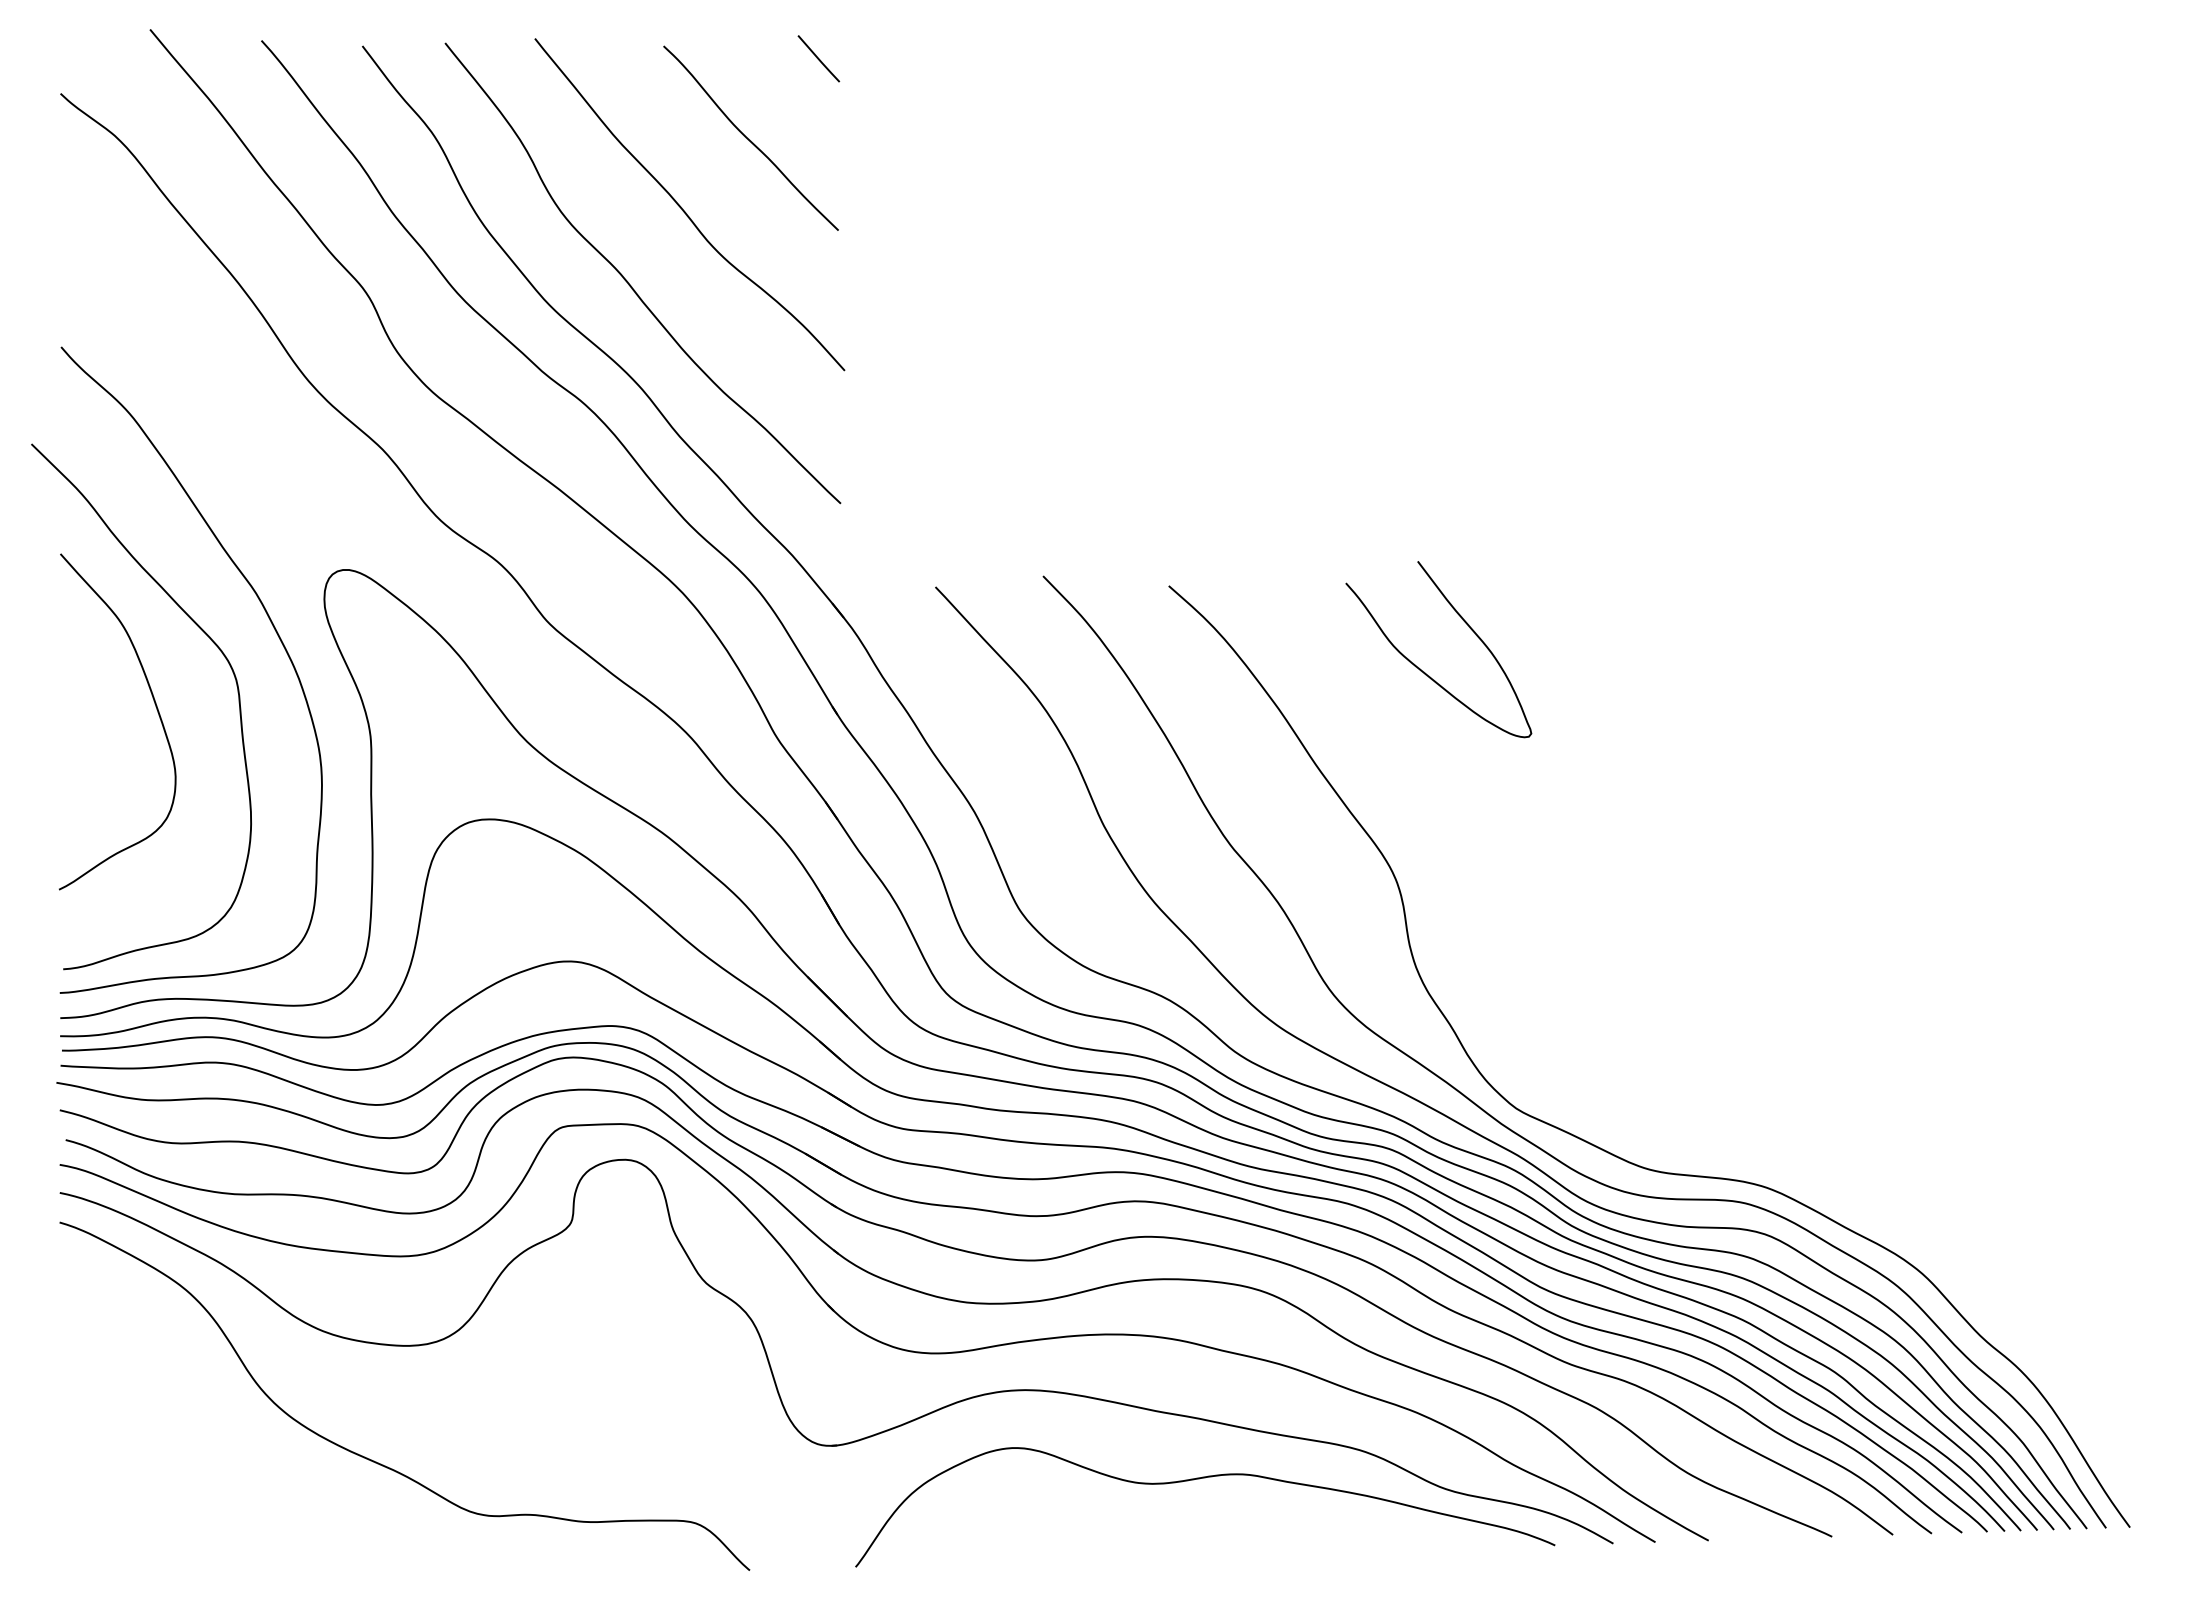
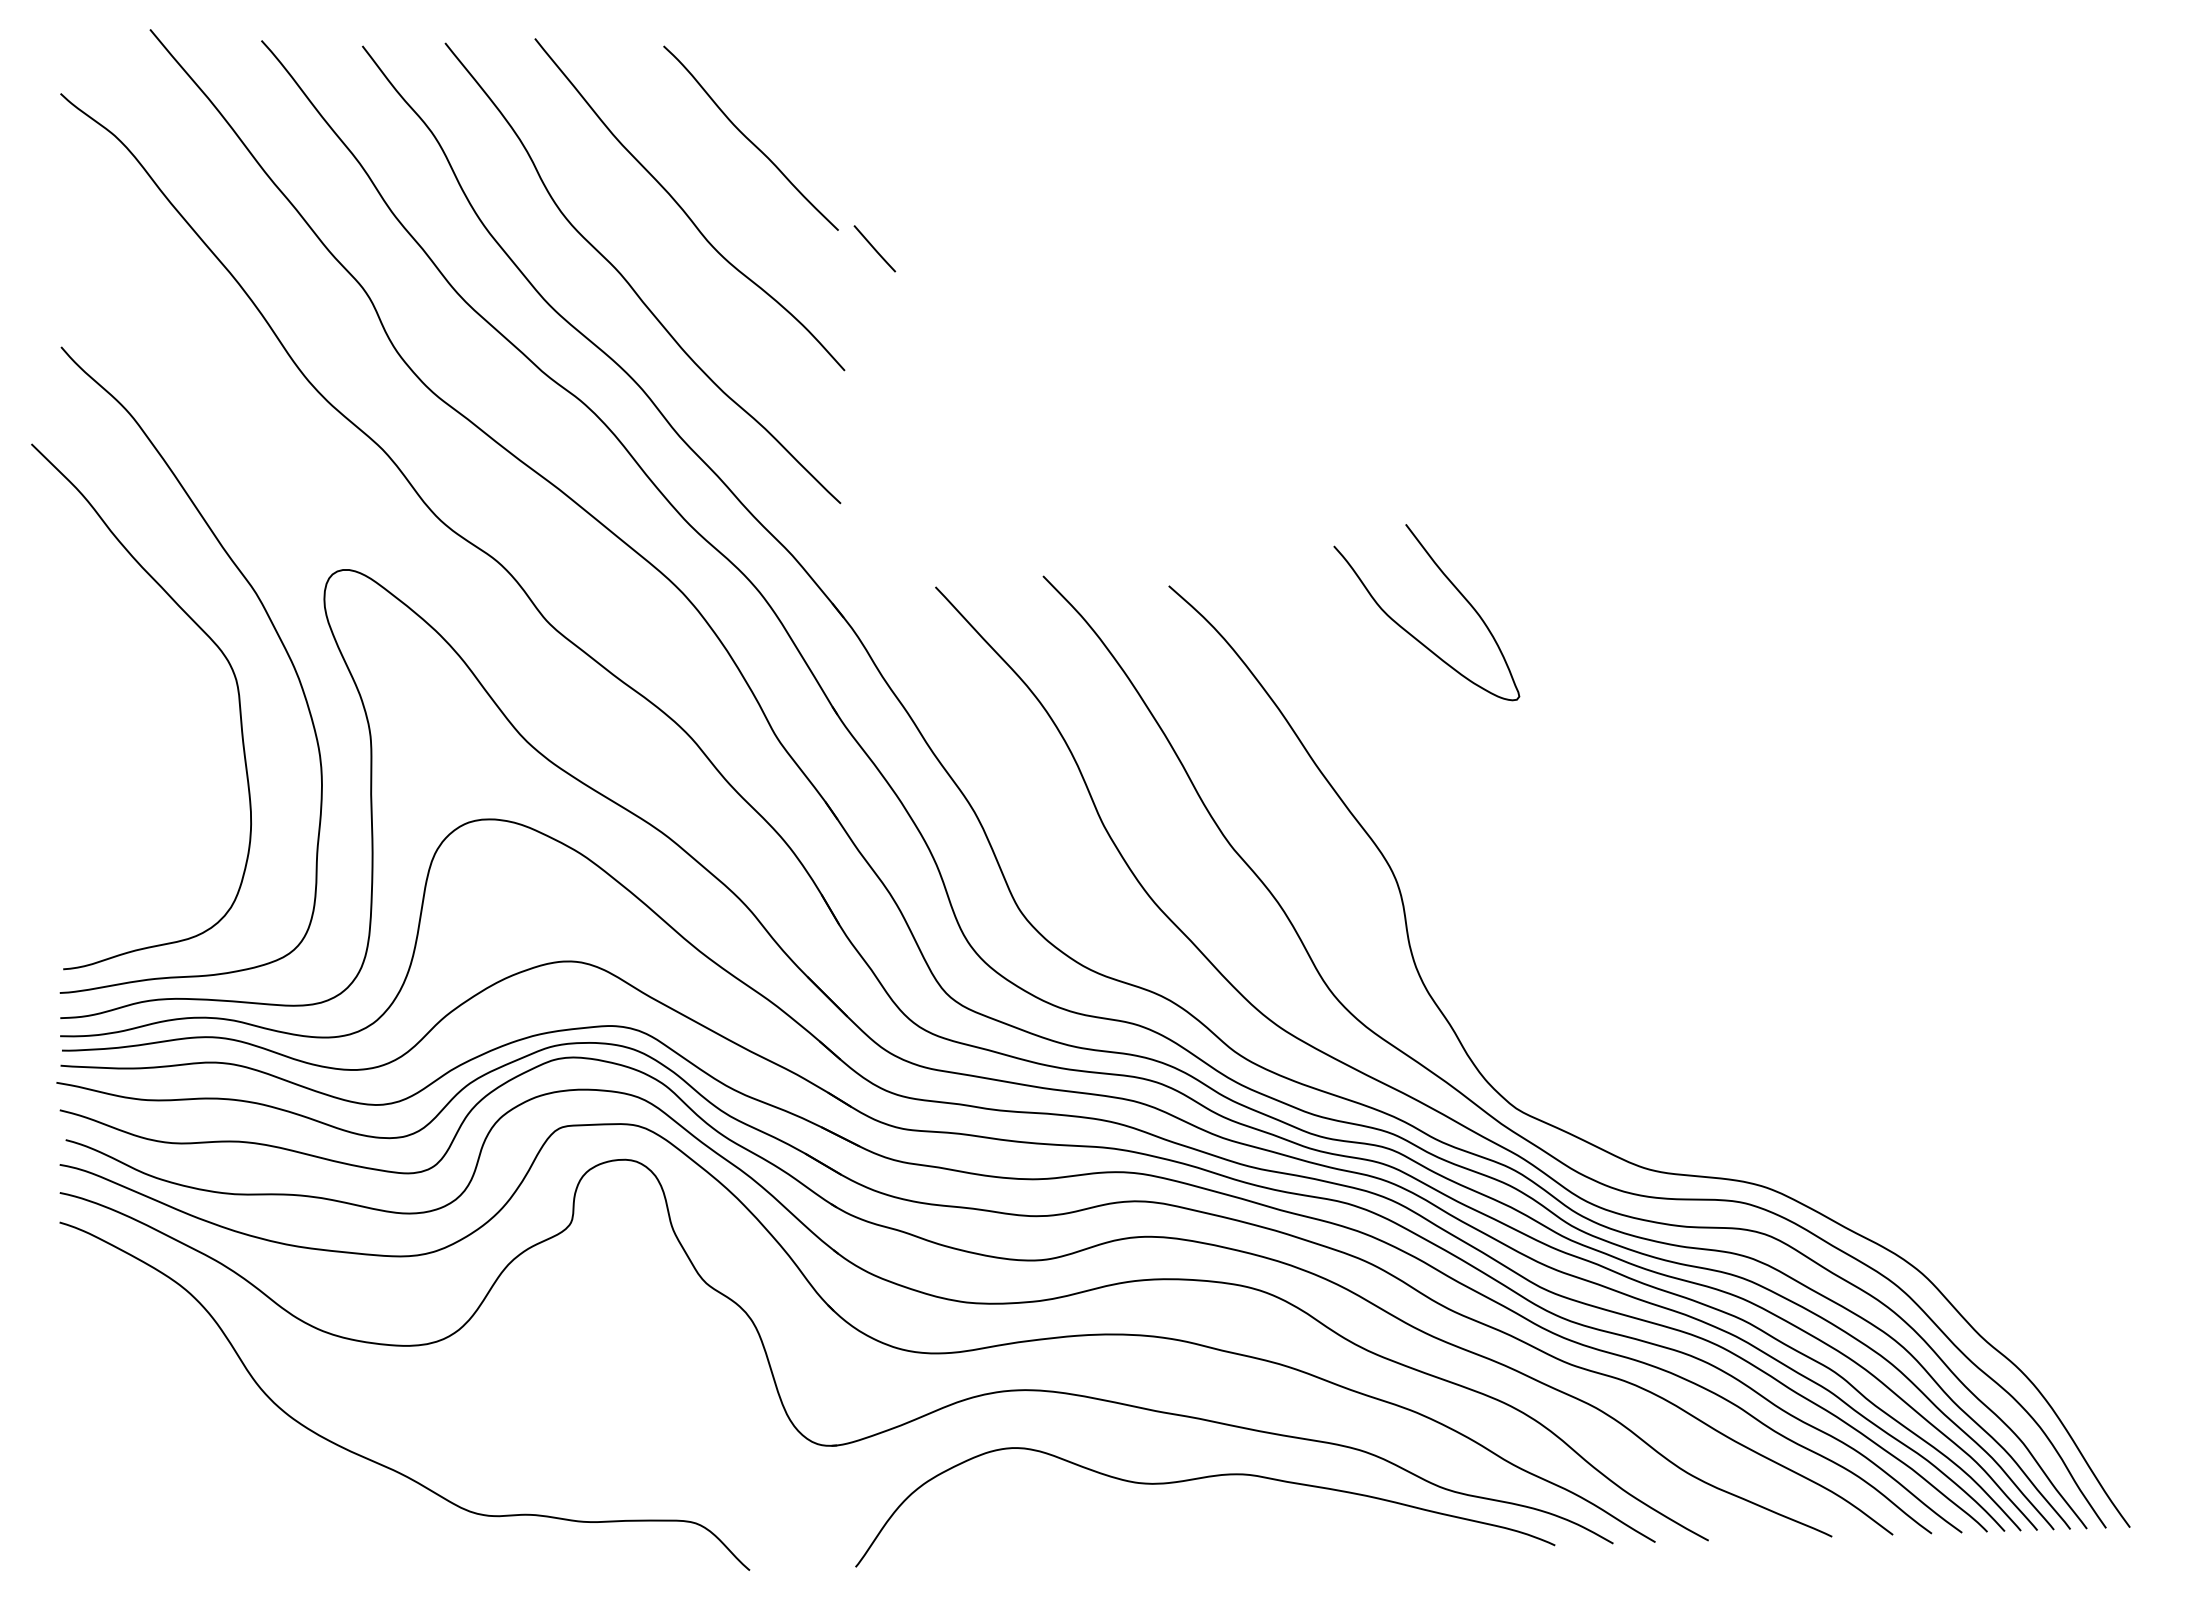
line position: (818, 58) -> (874, 248) (874, 248)
curve position: (1424, 671) -> (1412, 634) (1412, 634)
curve: present -> none (154, 704)
